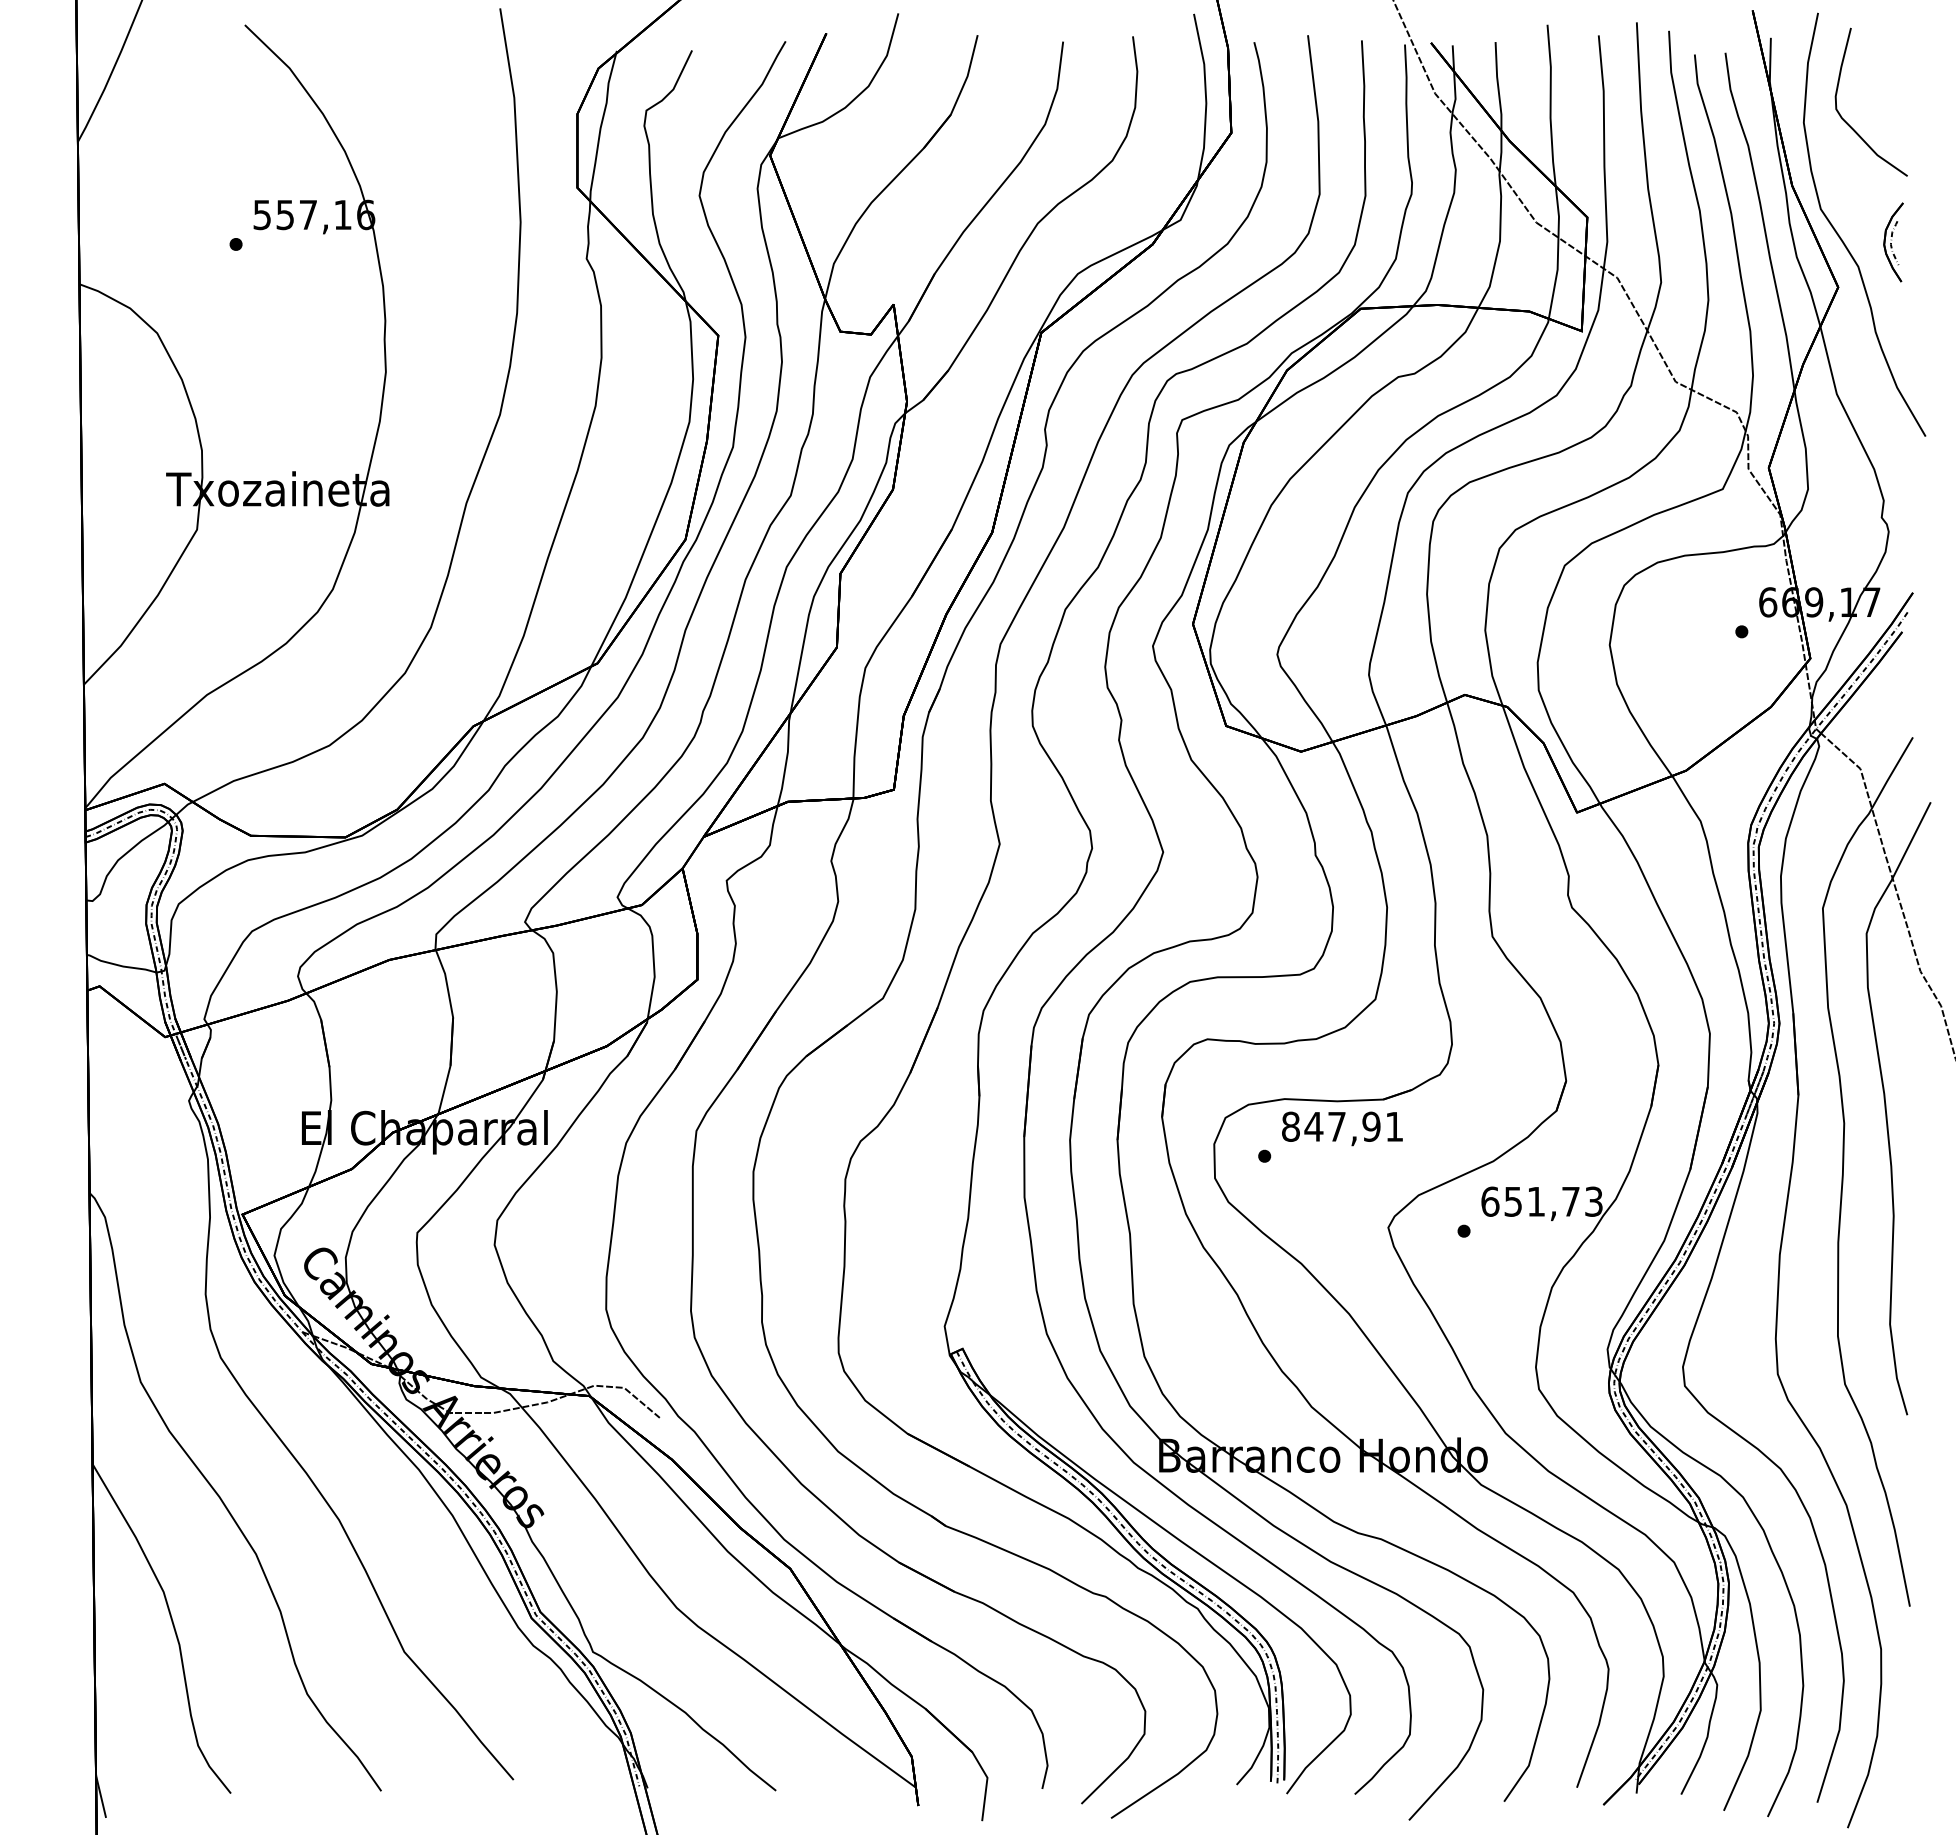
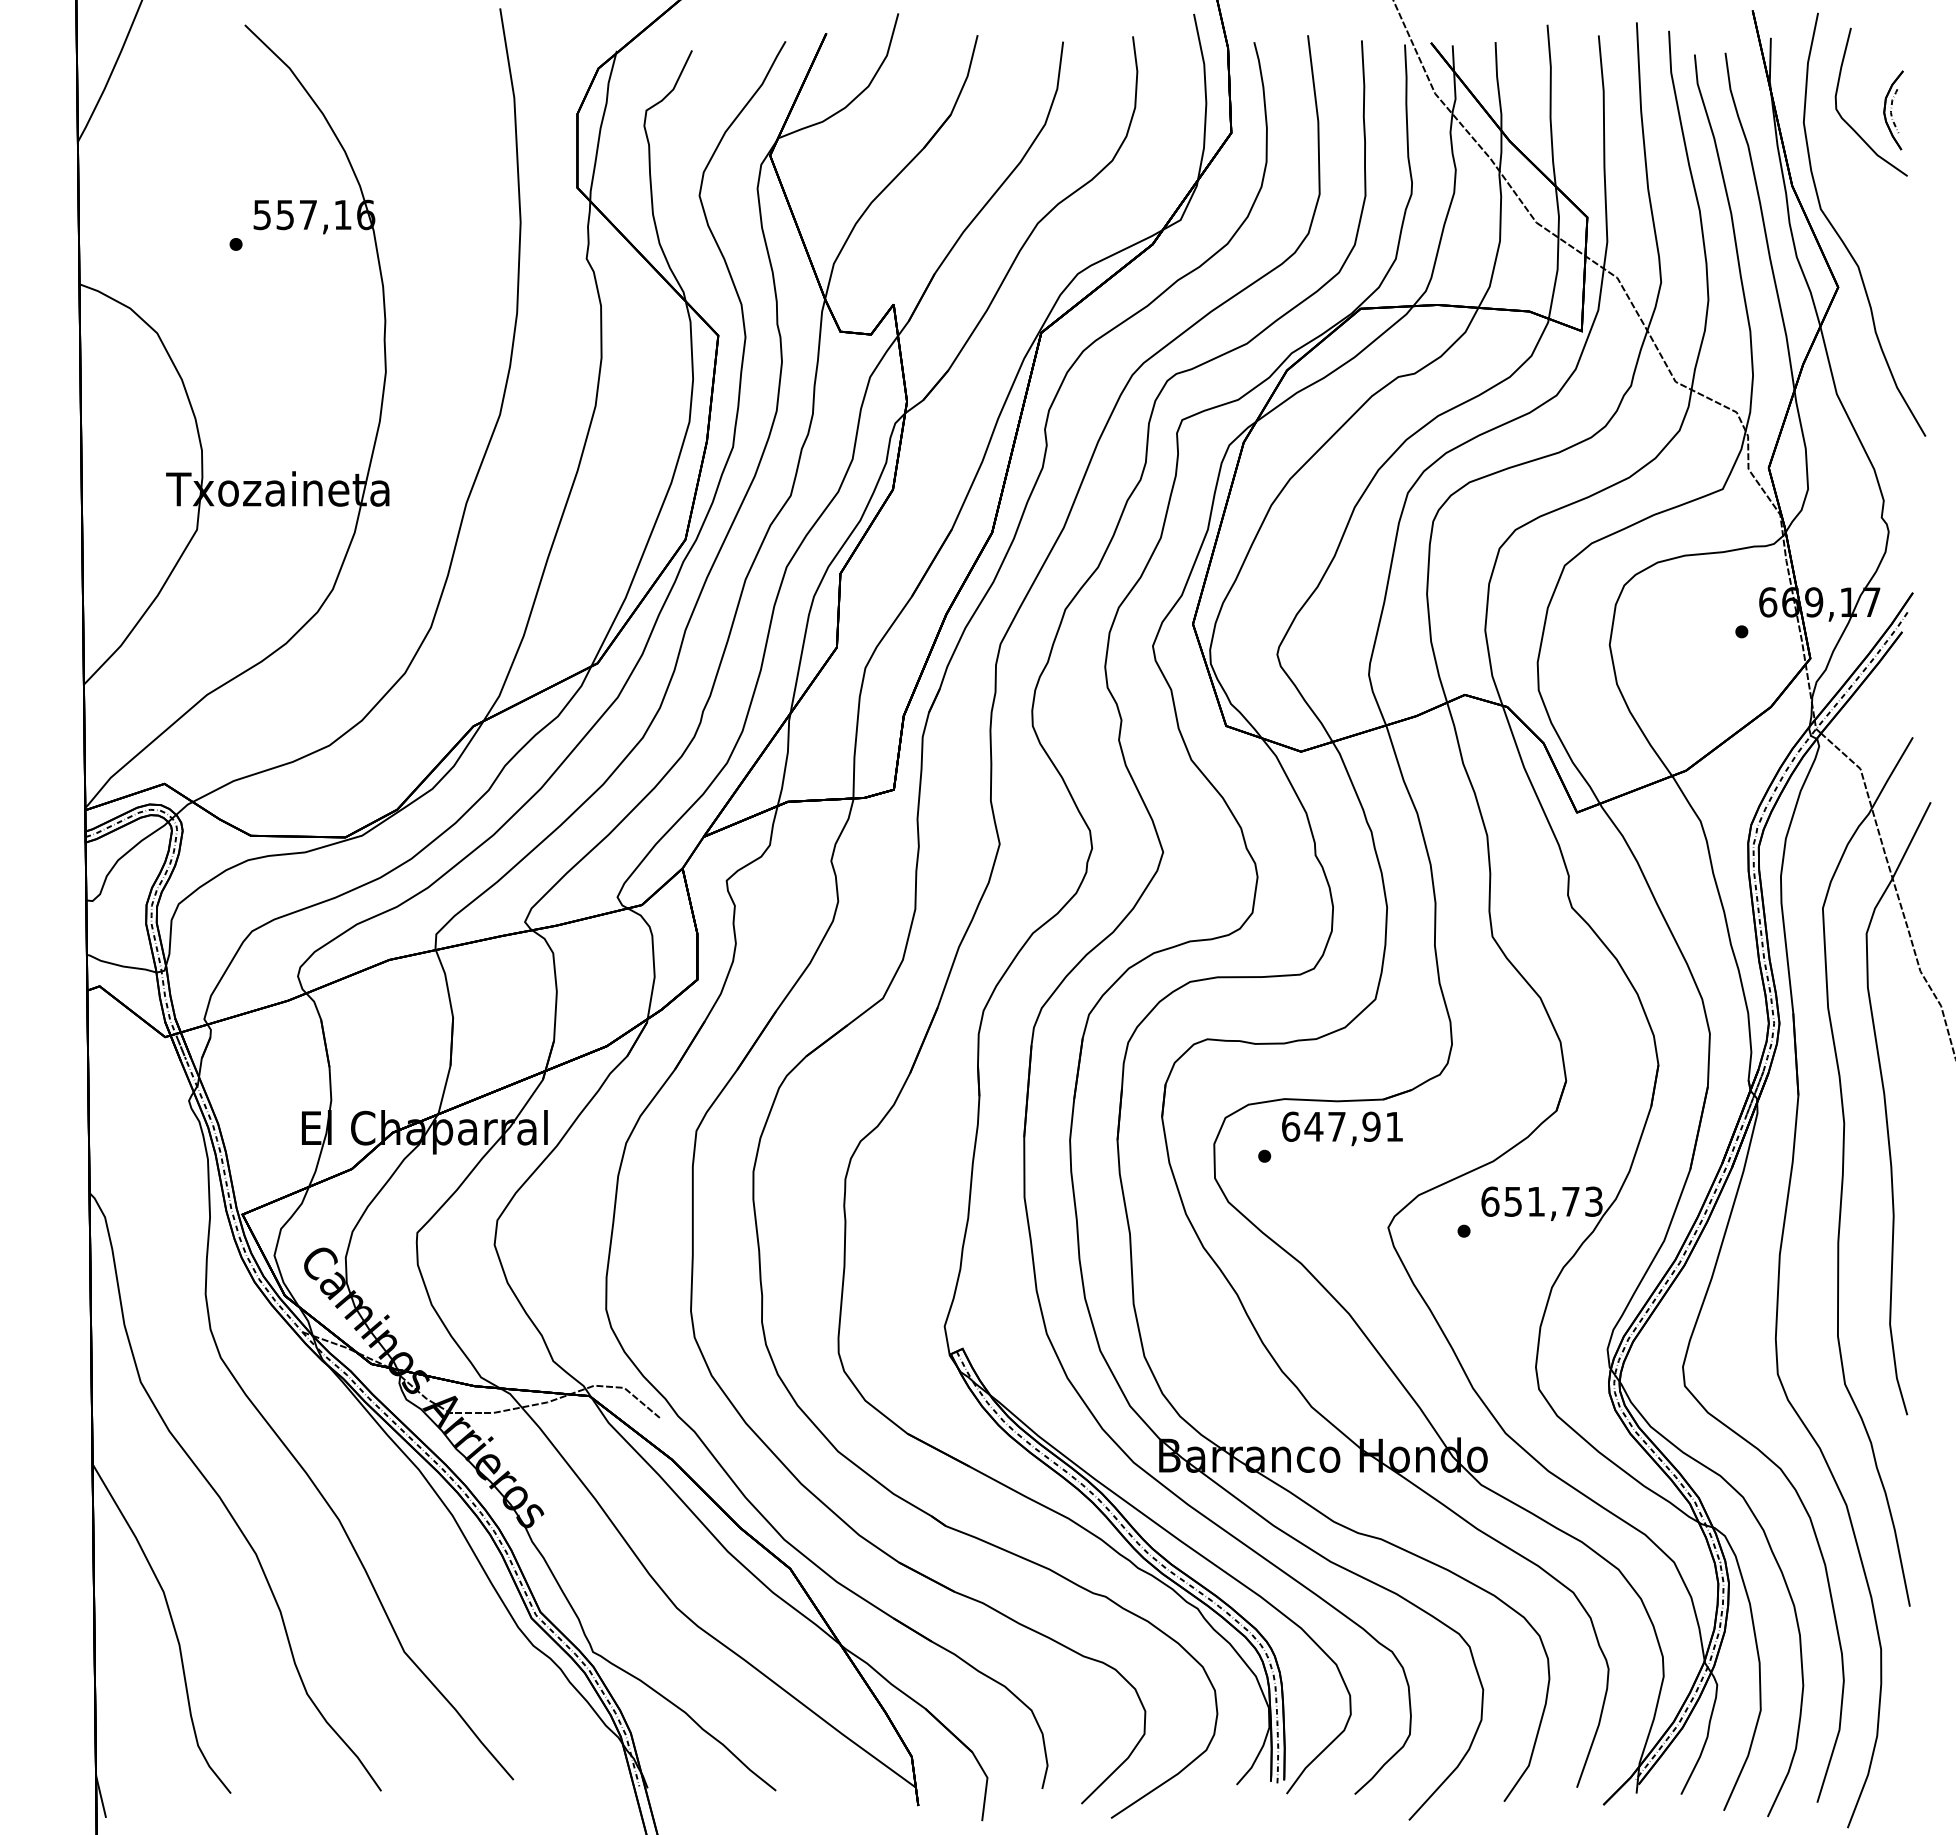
part position: (1893, 242) -> (1893, 110) (1893, 110)
text: 847,91 -> 647,91 (1291, 1126)
